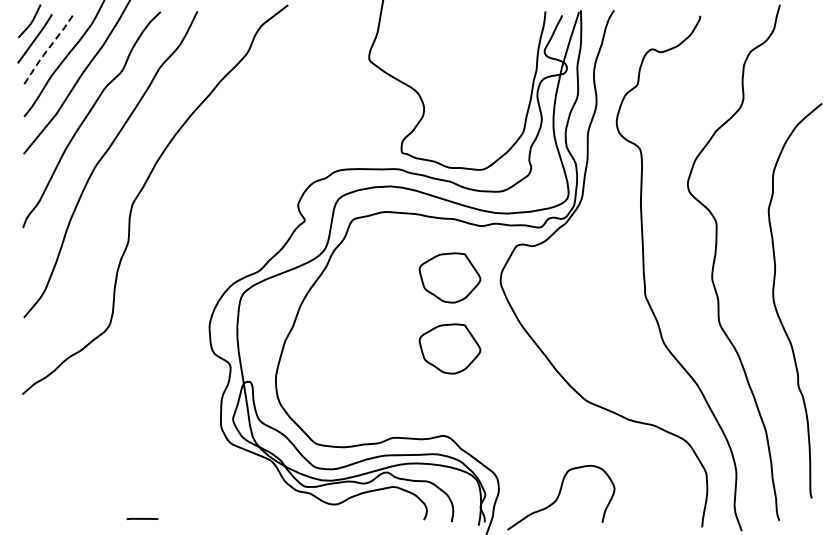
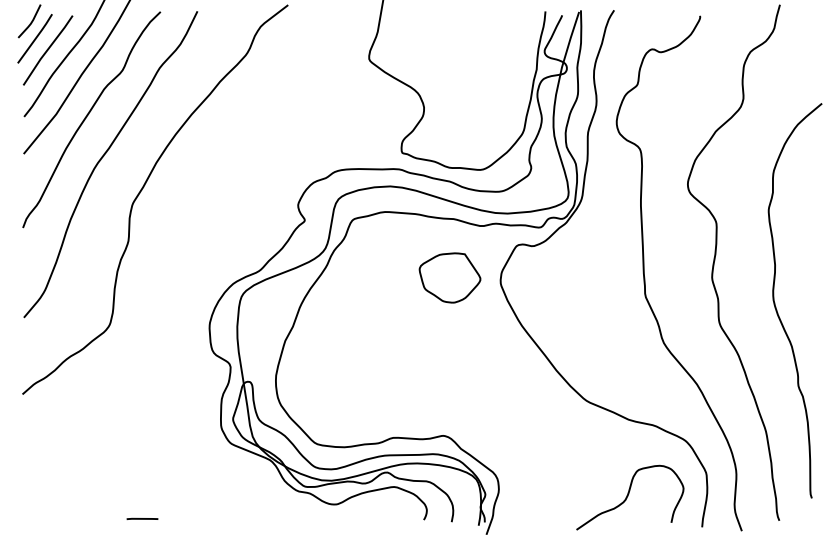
line: dashed -> solid (47, 50)
part: present -> none (449, 348)
curve position: (559, 496) -> (628, 496) (628, 496)
